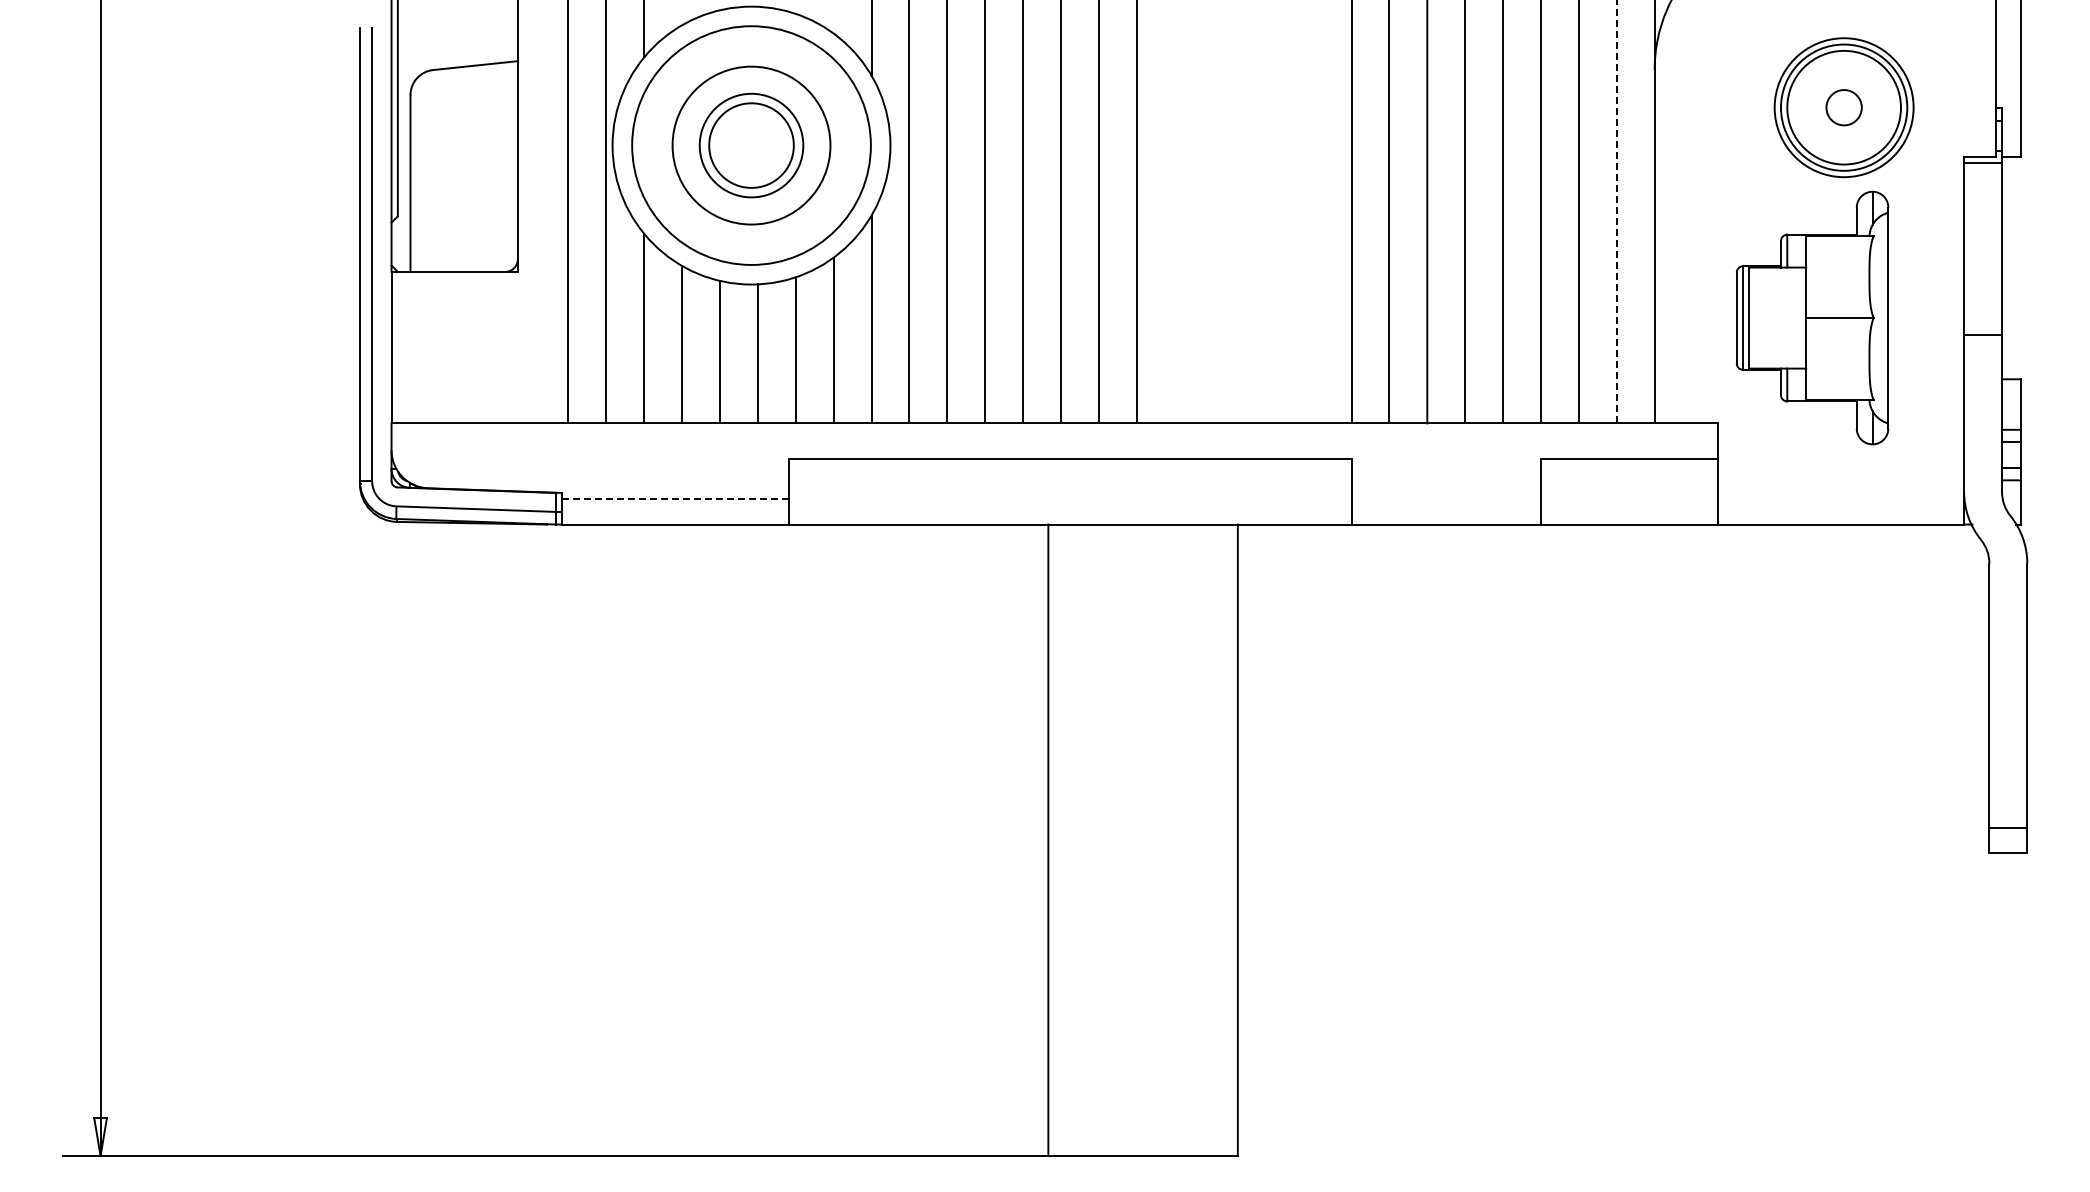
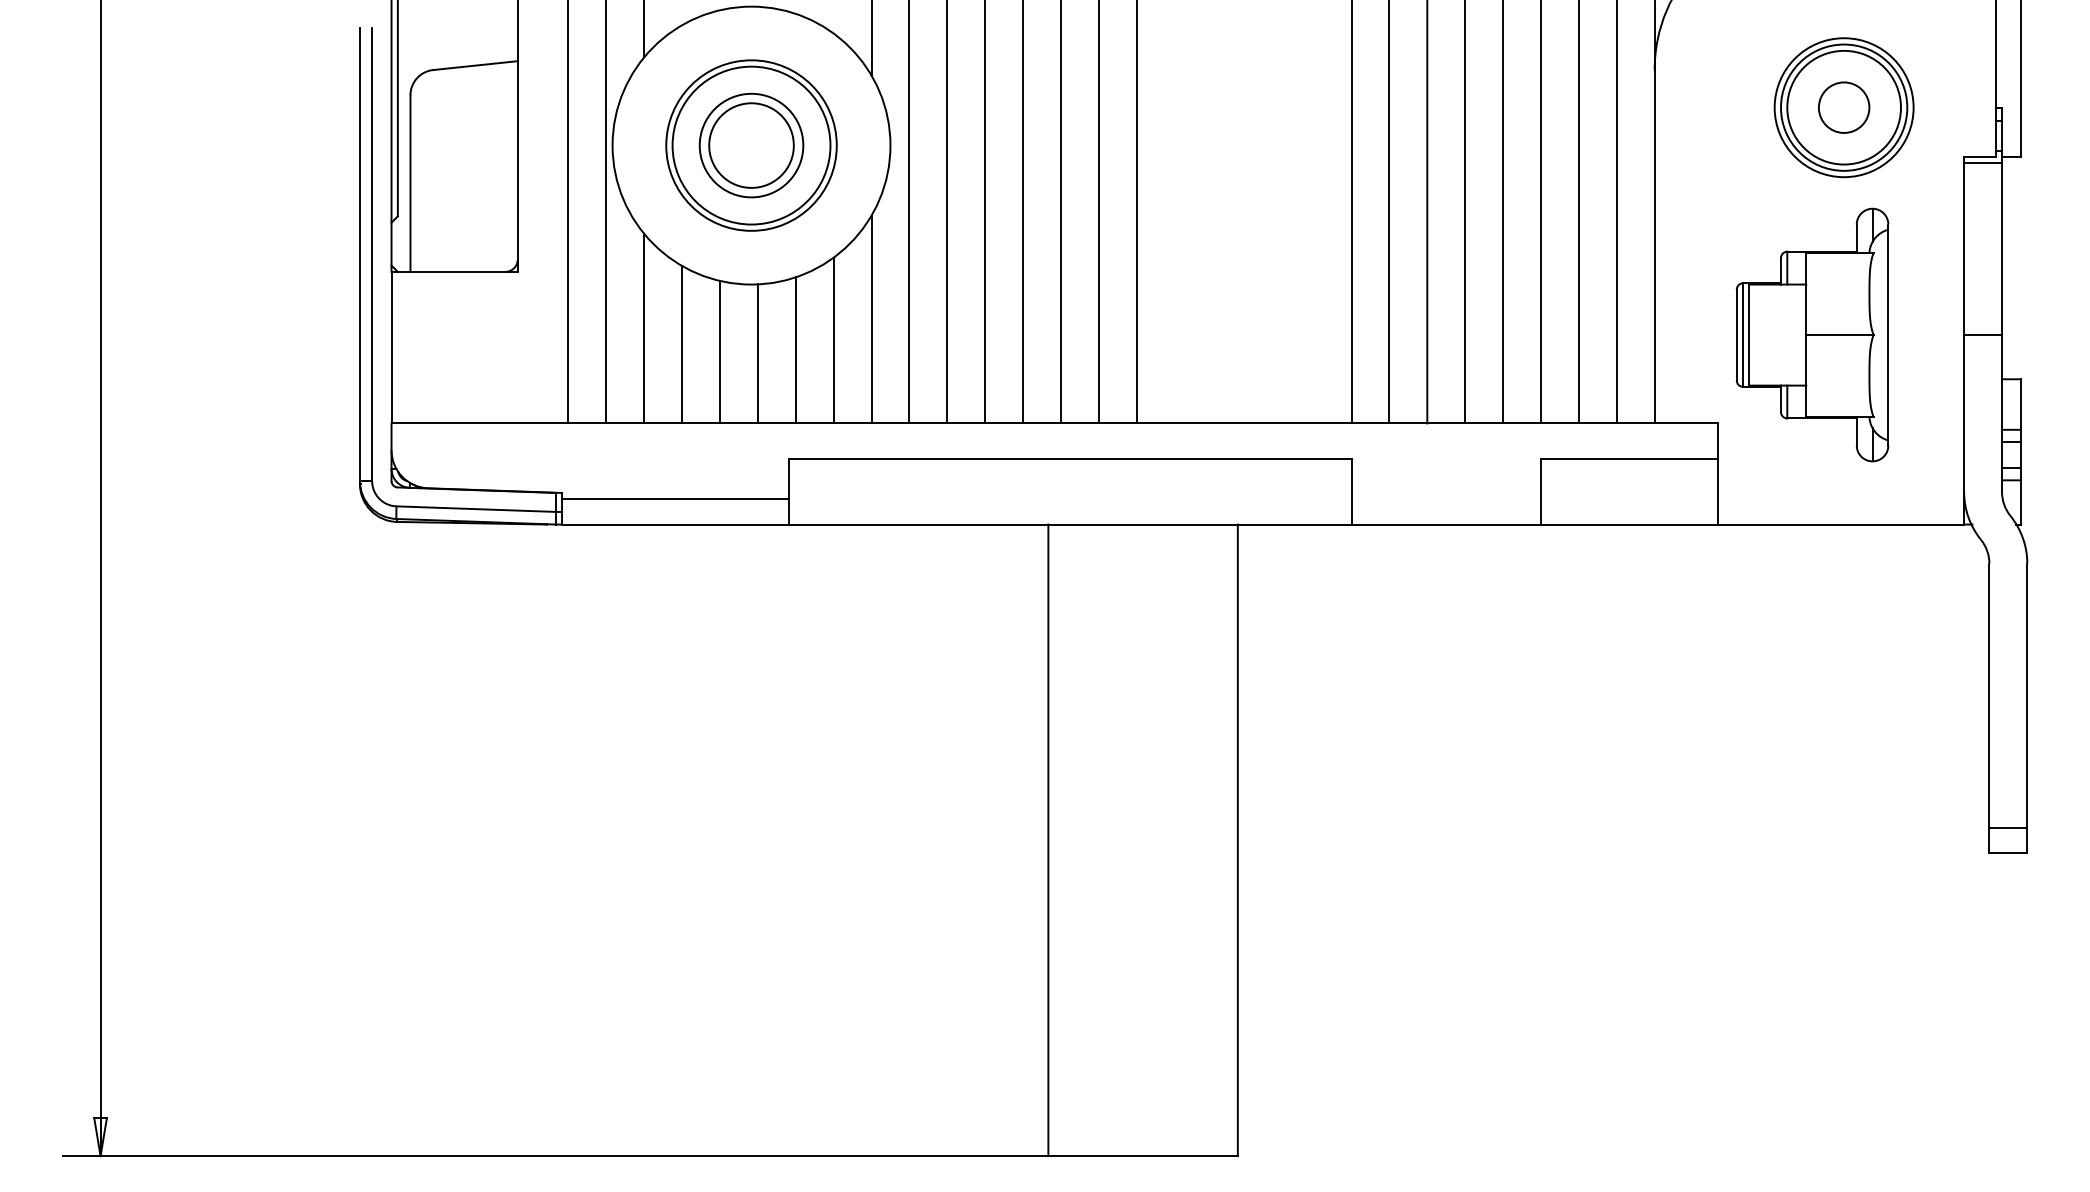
circle diameter: 35 px -> 51 px (1843, 107)
circle diameter: 239 px -> 171 px (751, 145)
line: dashed -> solid (1616, 211)
part position: (1812, 317) -> (1812, 334) (1812, 334)
line: dashed -> solid (675, 499)
